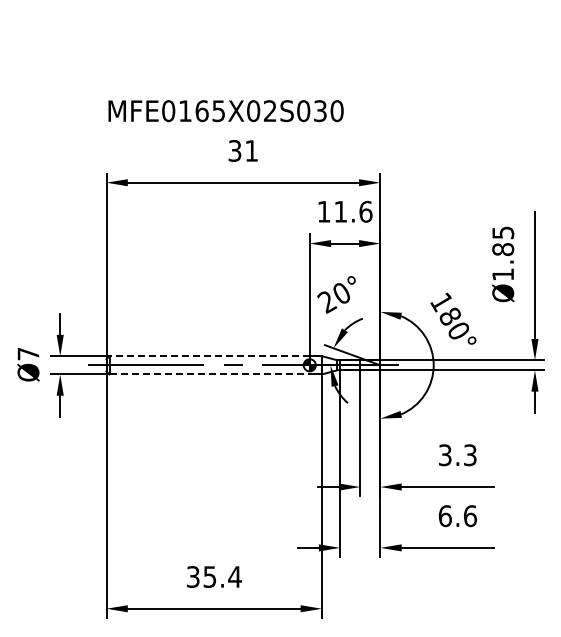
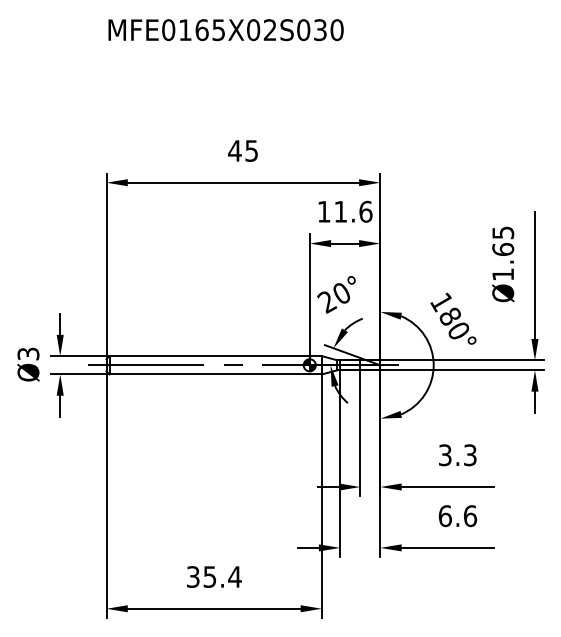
text position: (225, 111) -> (225, 30) (225, 30)
text: 31 -> 45 (242, 150)
text: Ø1.85 -> Ø1.65 (502, 249)
text: Ø7 -> Ø3 (28, 353)
line: dashed -> solid (209, 356)
line: dashed -> solid (210, 374)
